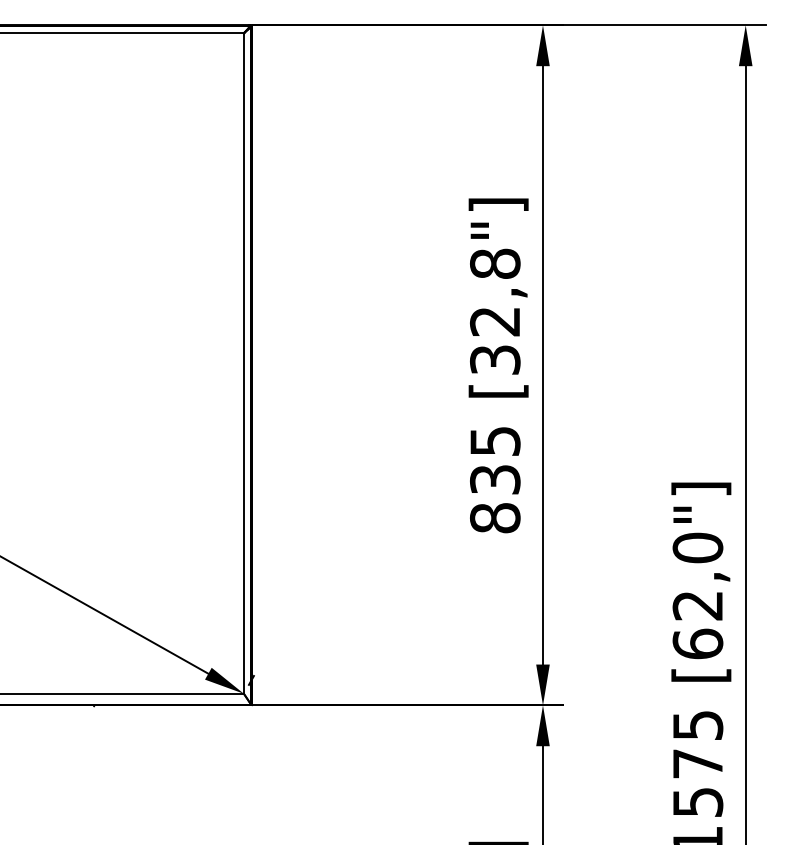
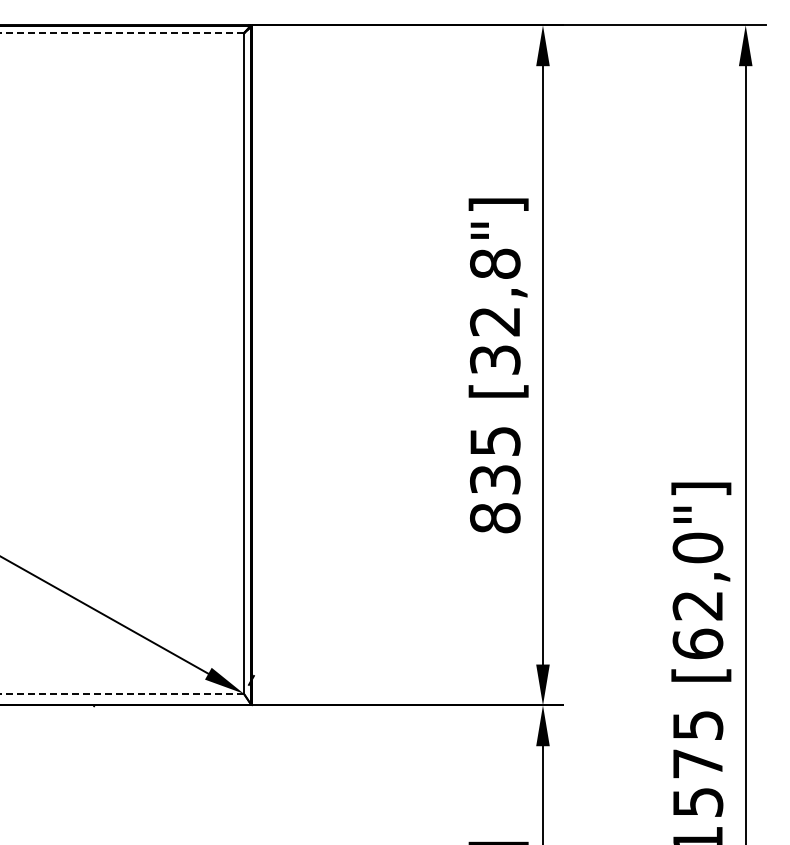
line: solid -> dashed (121, 33)
line: solid -> dashed (121, 693)
